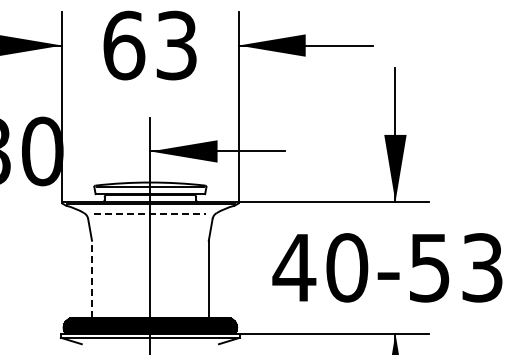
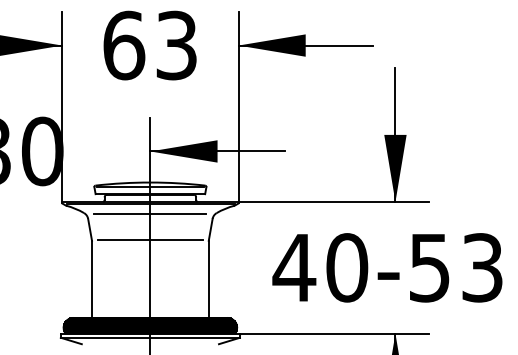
line: dashed -> solid (149, 214)
line: none -> present (149, 240)
line: dashed -> solid (92, 279)
